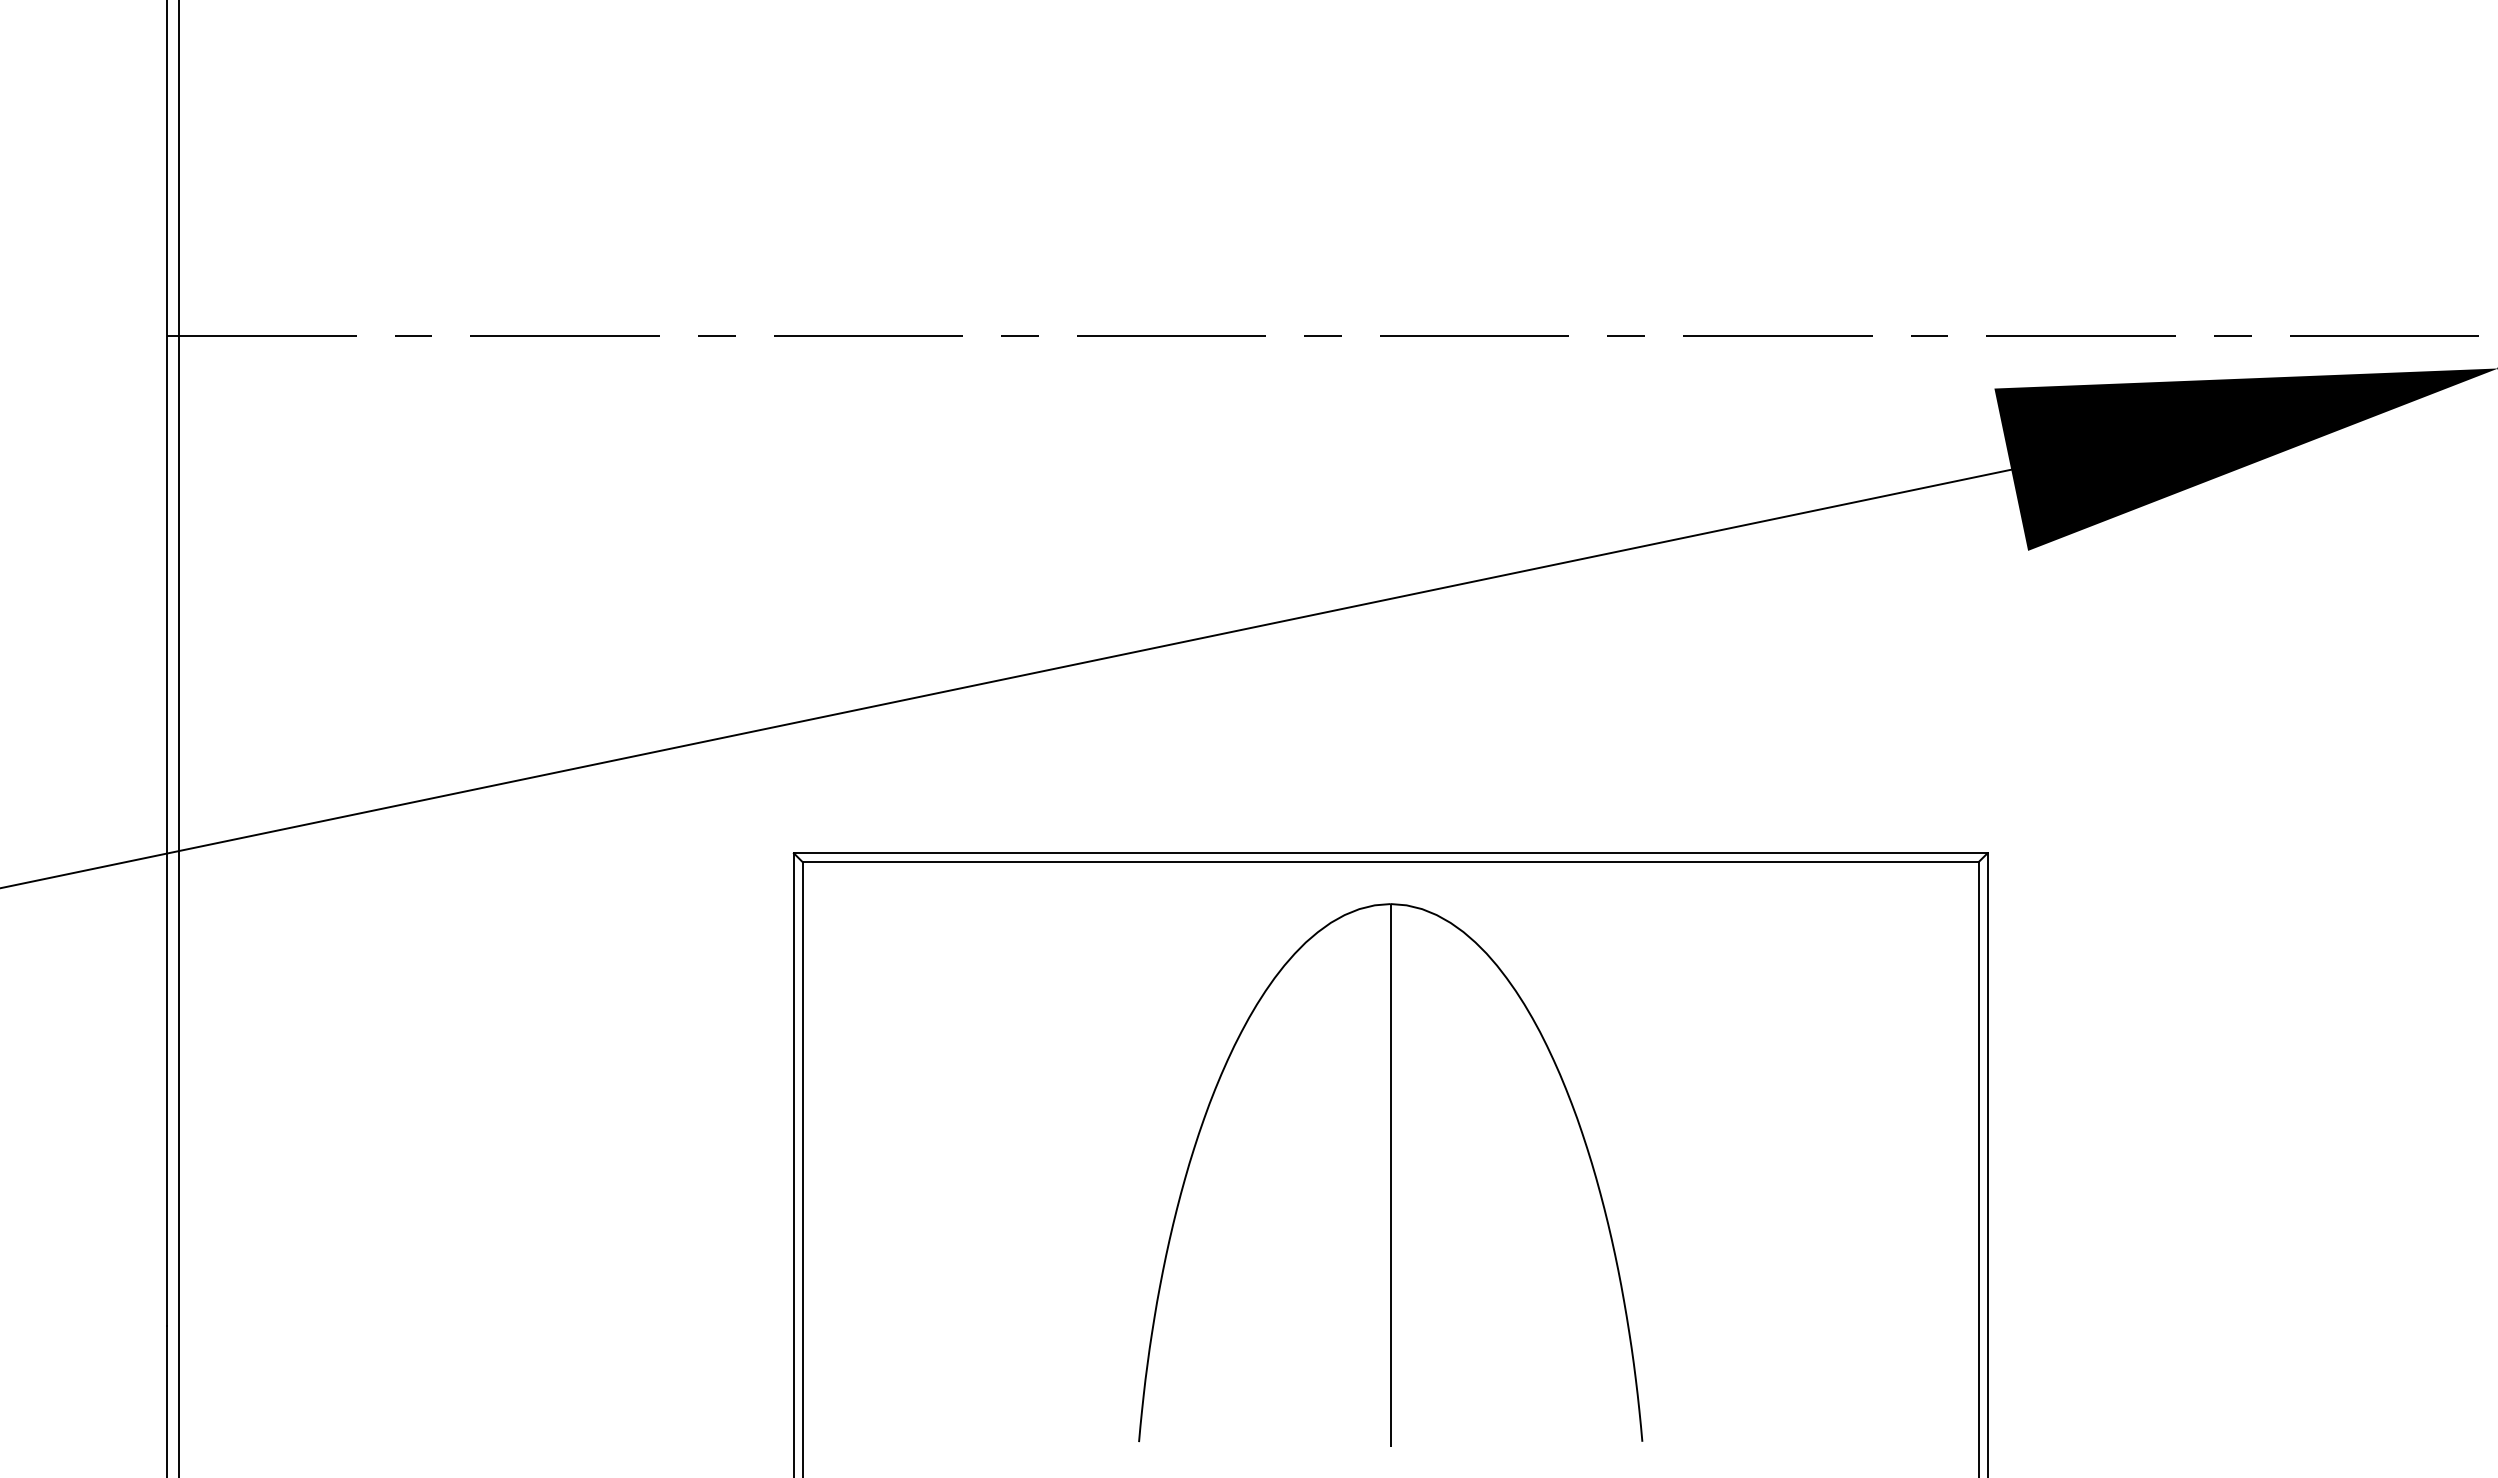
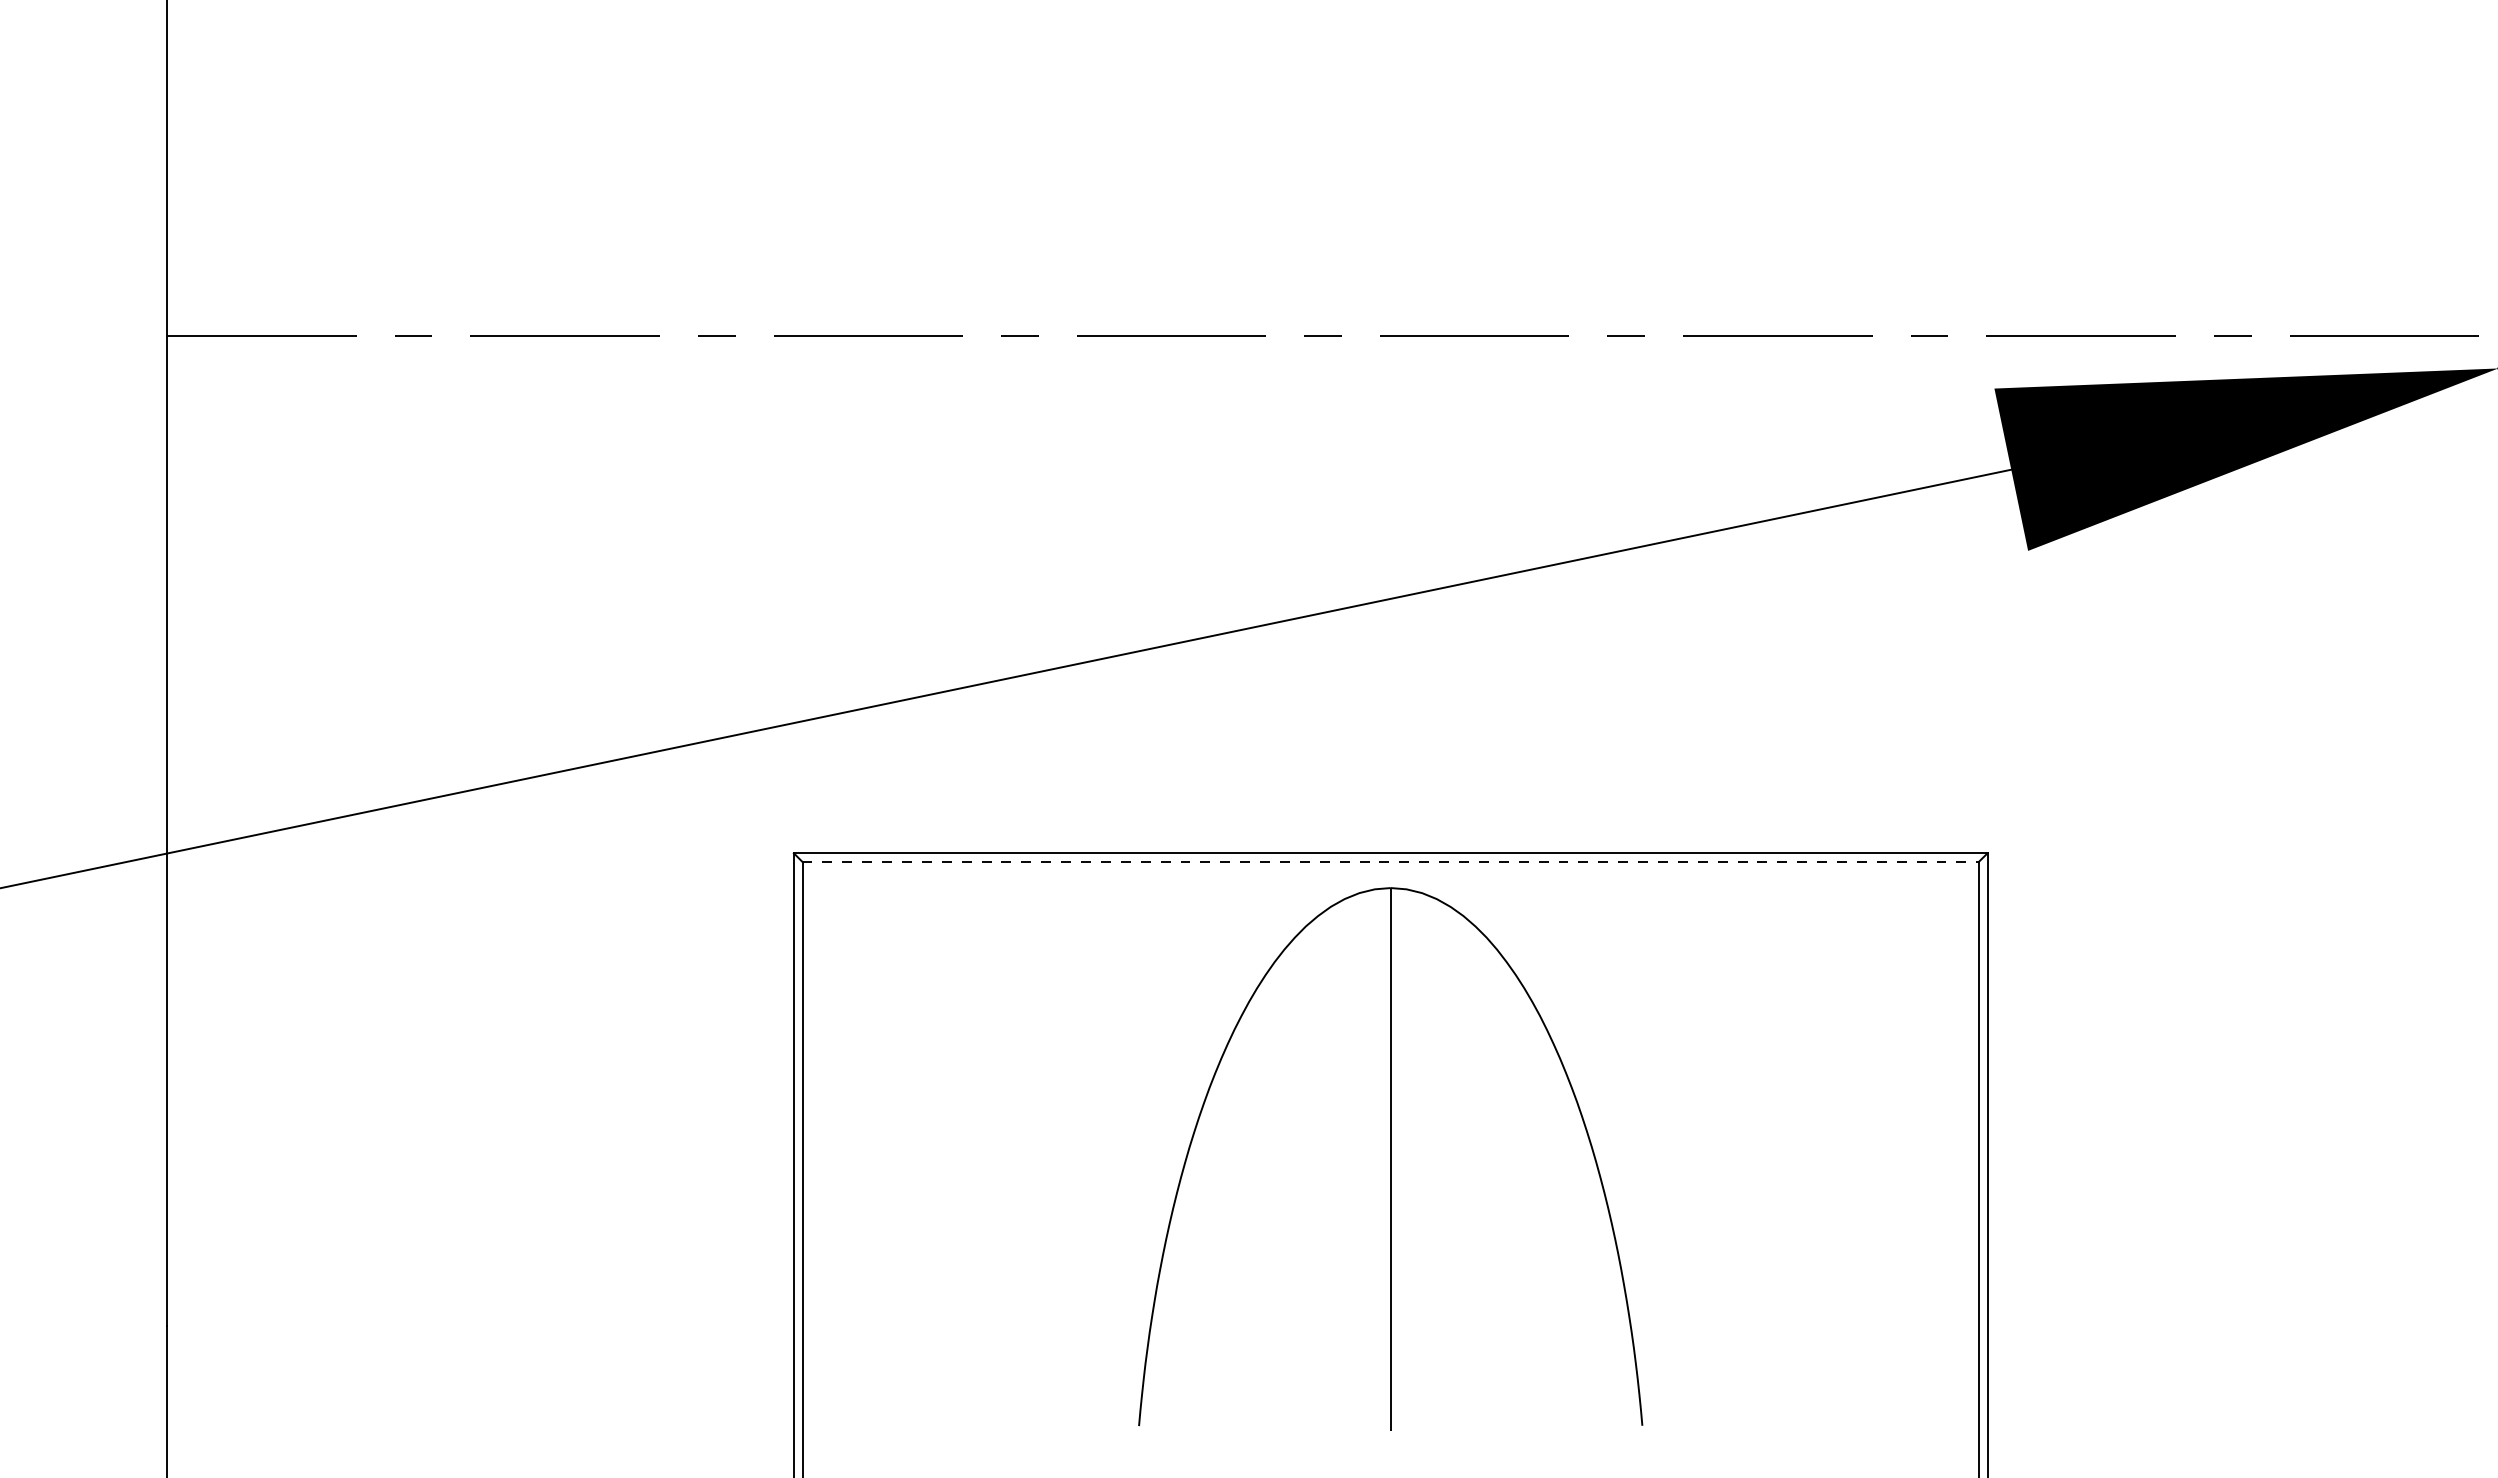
line: present -> none (178, 738)
line: solid -> dashed (1391, 861)
part position: (1390, 1174) -> (1390, 1158) (1390, 1158)
